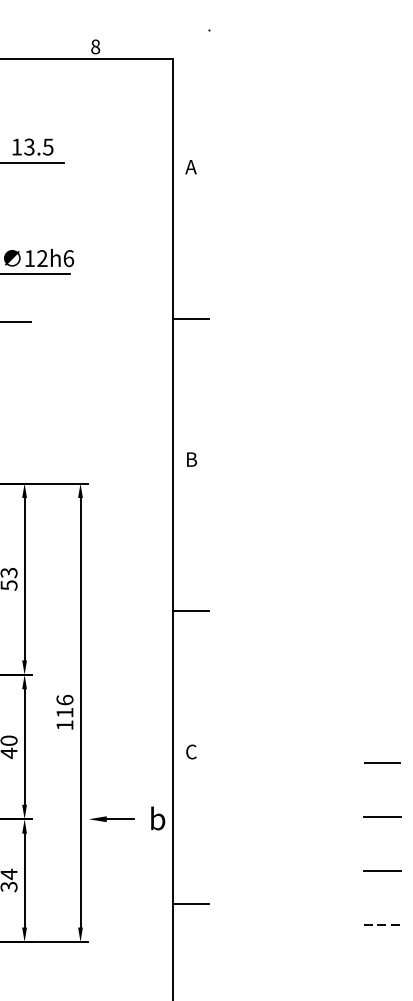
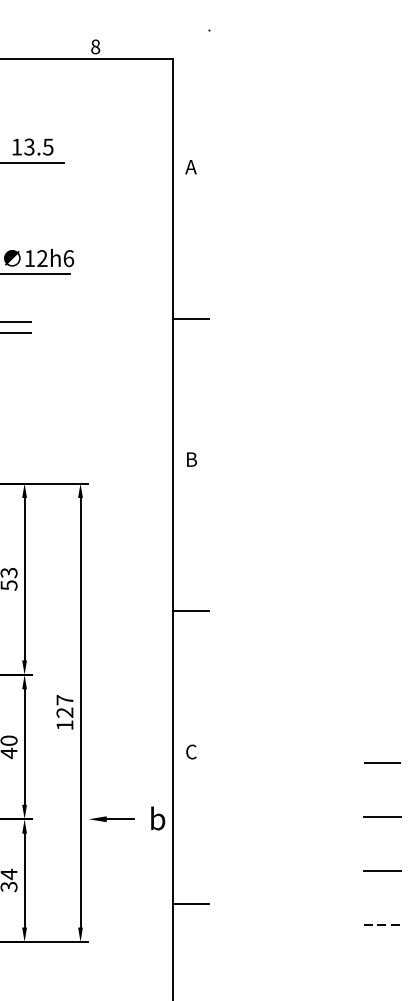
line: none -> present (16, 333)
text: 116 -> 127 (64, 705)
